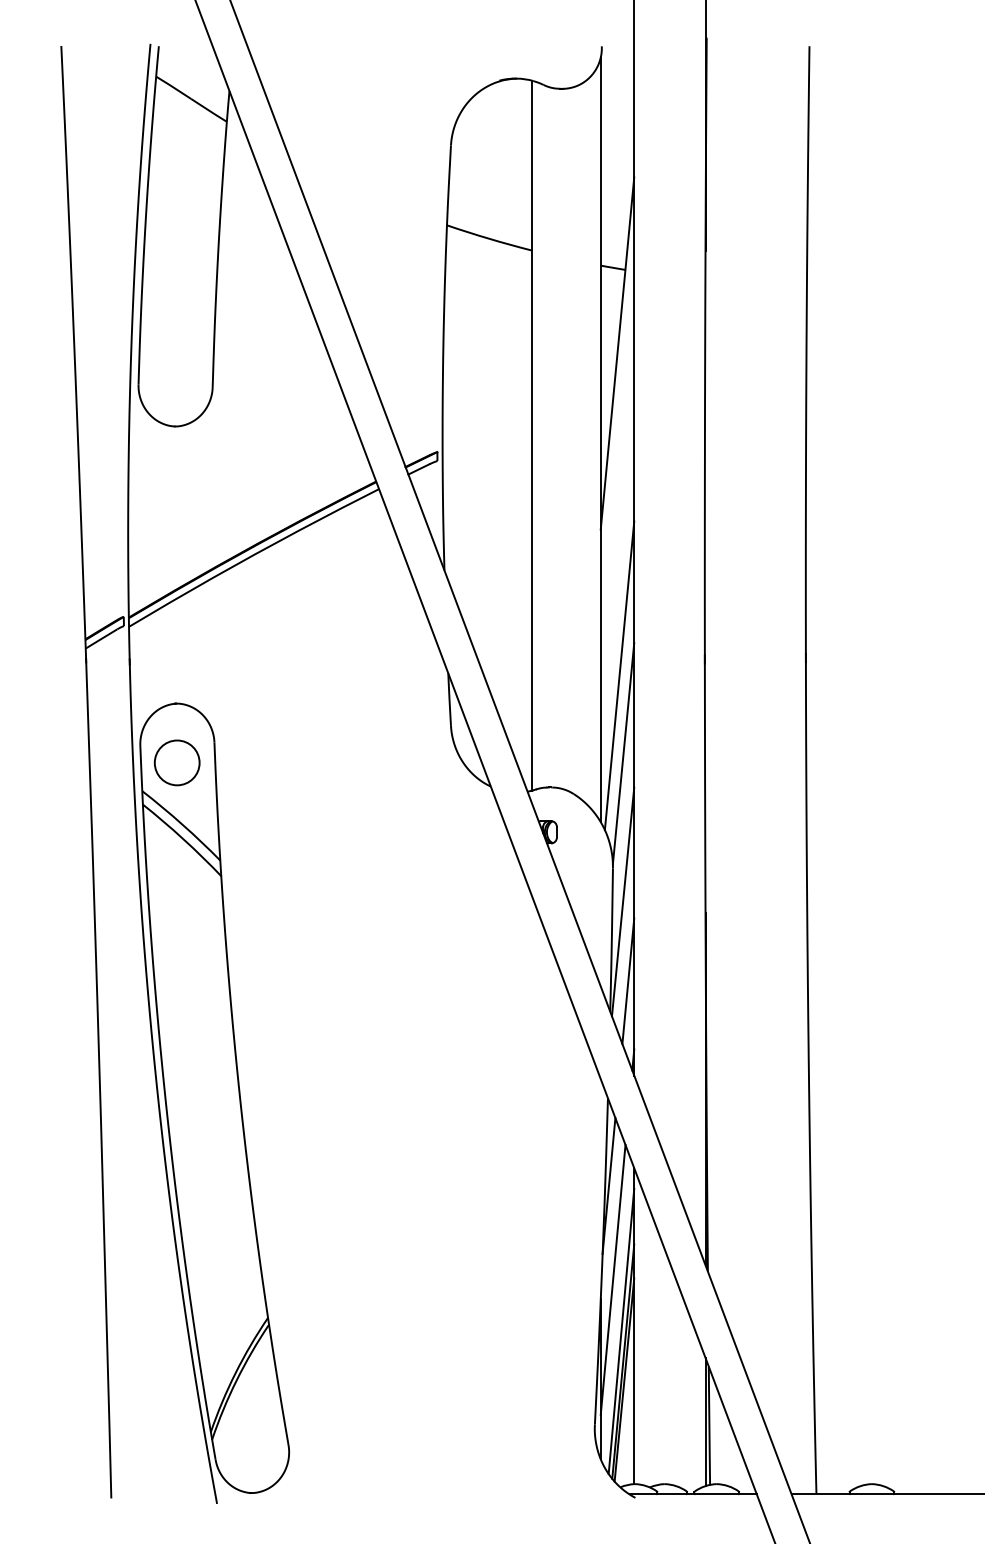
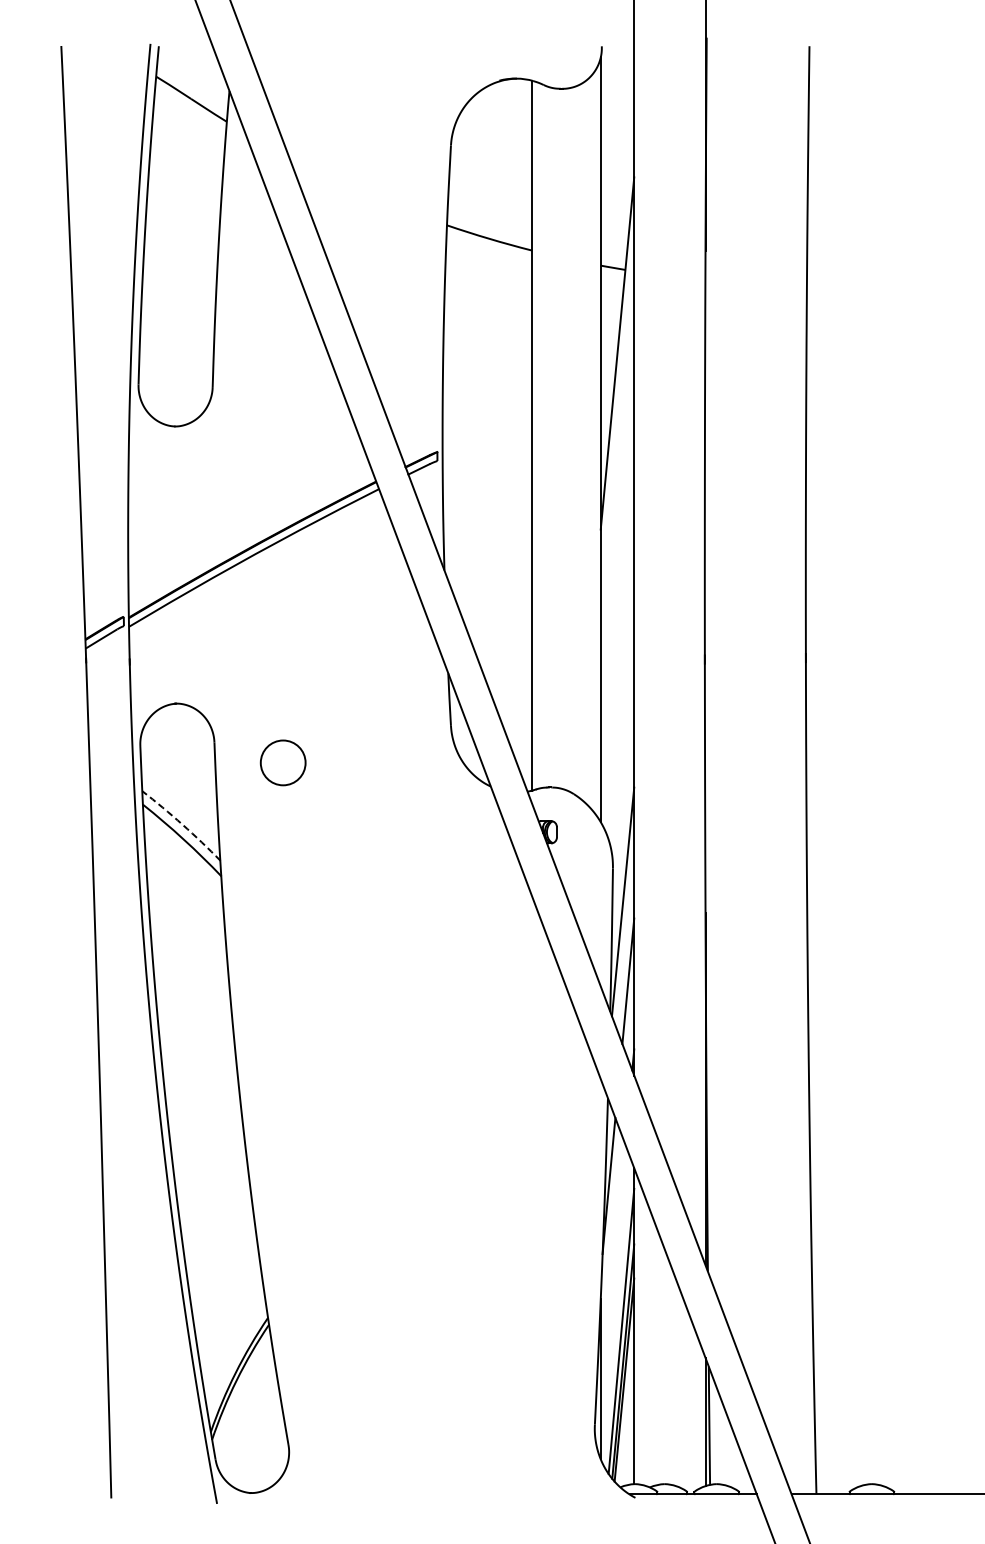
line: present -> none (619, 675)
line: present -> none (623, 753)
circle position: (176, 762) -> (282, 762) (282, 762)
arc: solid -> dashed (182, 824)
line: present -> none (612, 1279)
